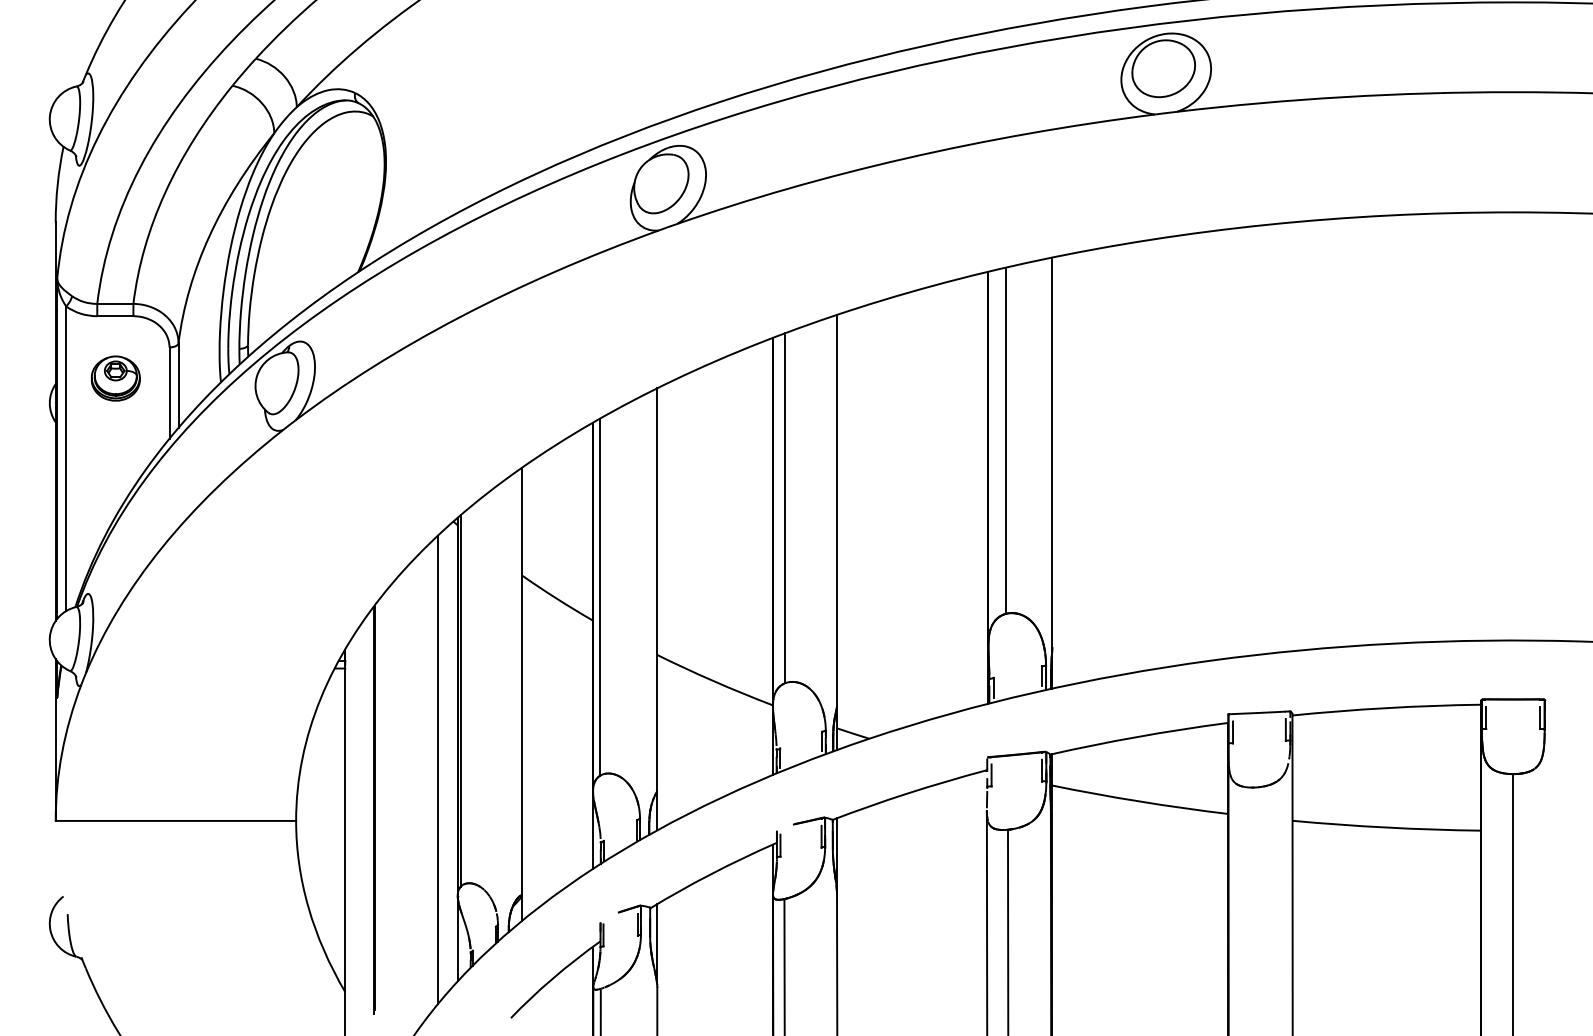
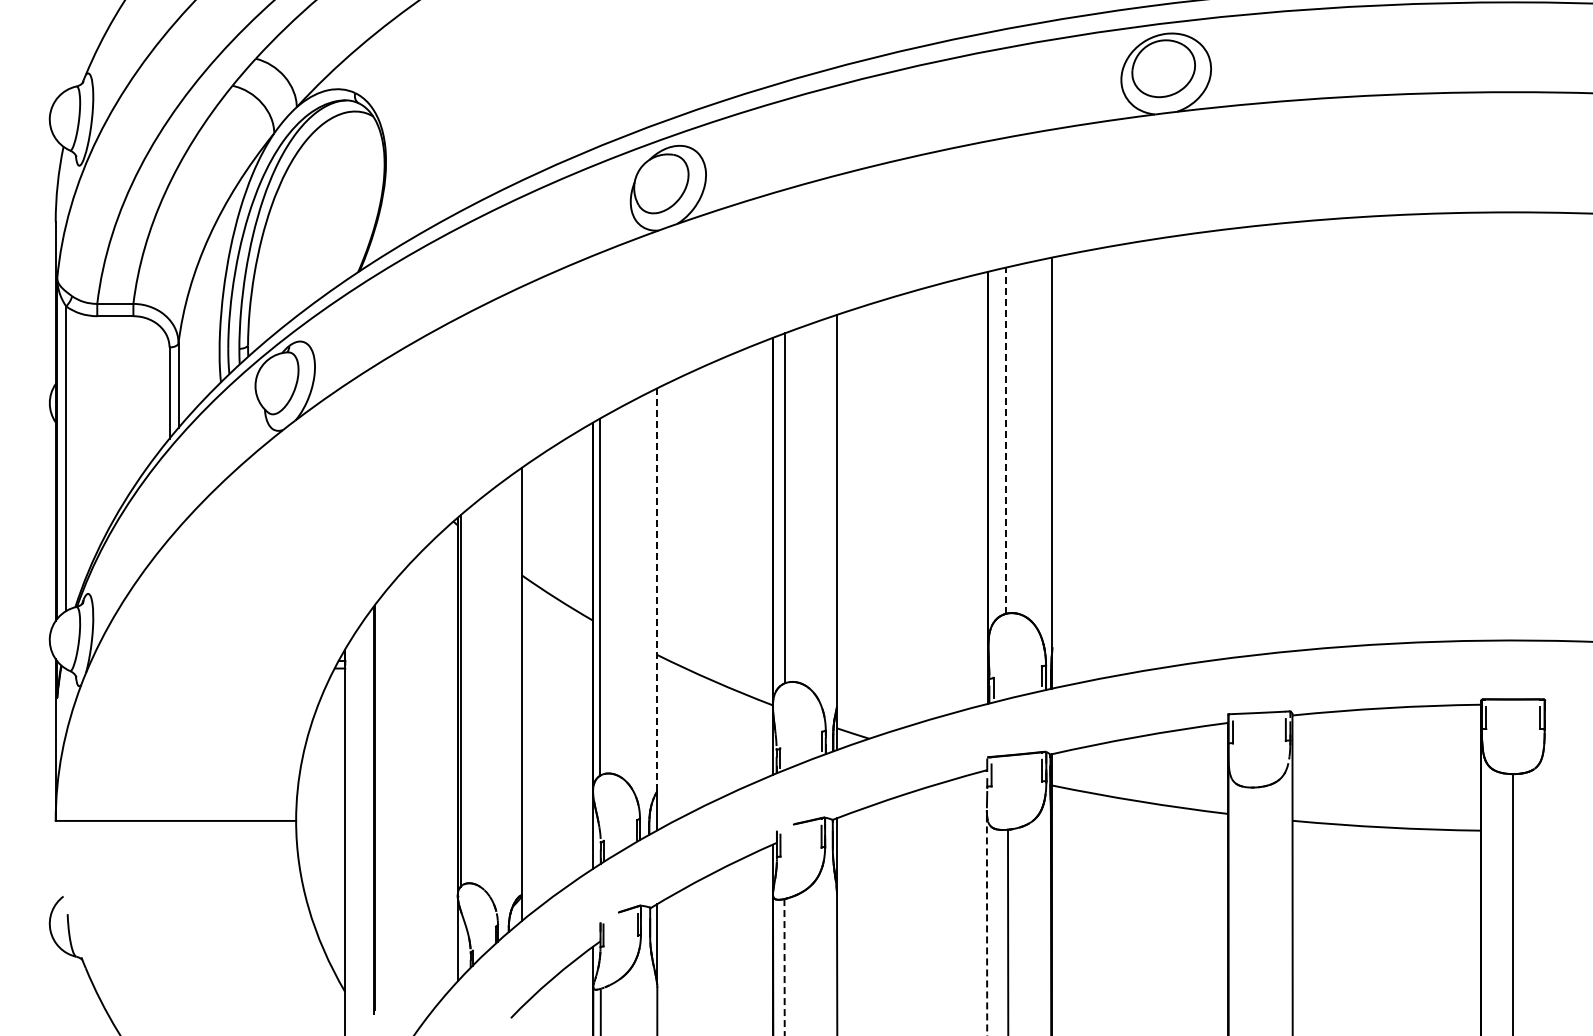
part: present -> none (115, 378)
line: solid -> dashed (1006, 440)
line: solid -> dashed (657, 590)
line: present -> none (437, 770)
line: solid -> dashed (987, 923)
line: solid -> dashed (784, 968)
